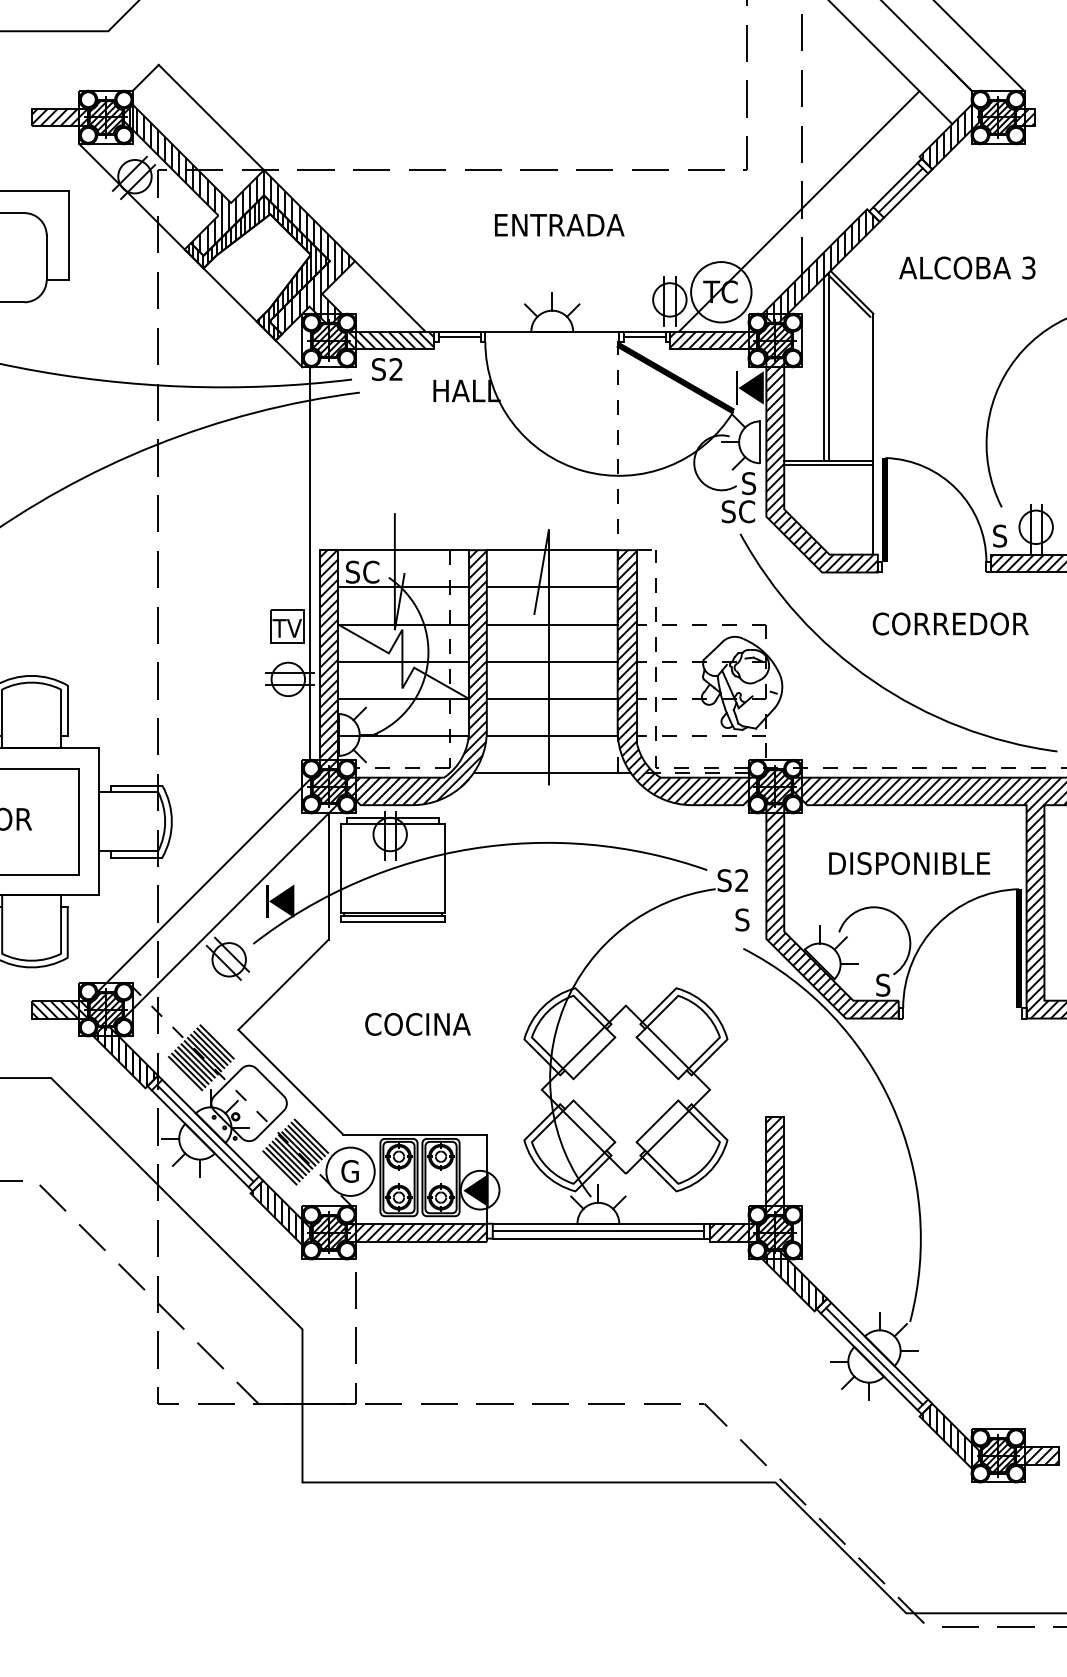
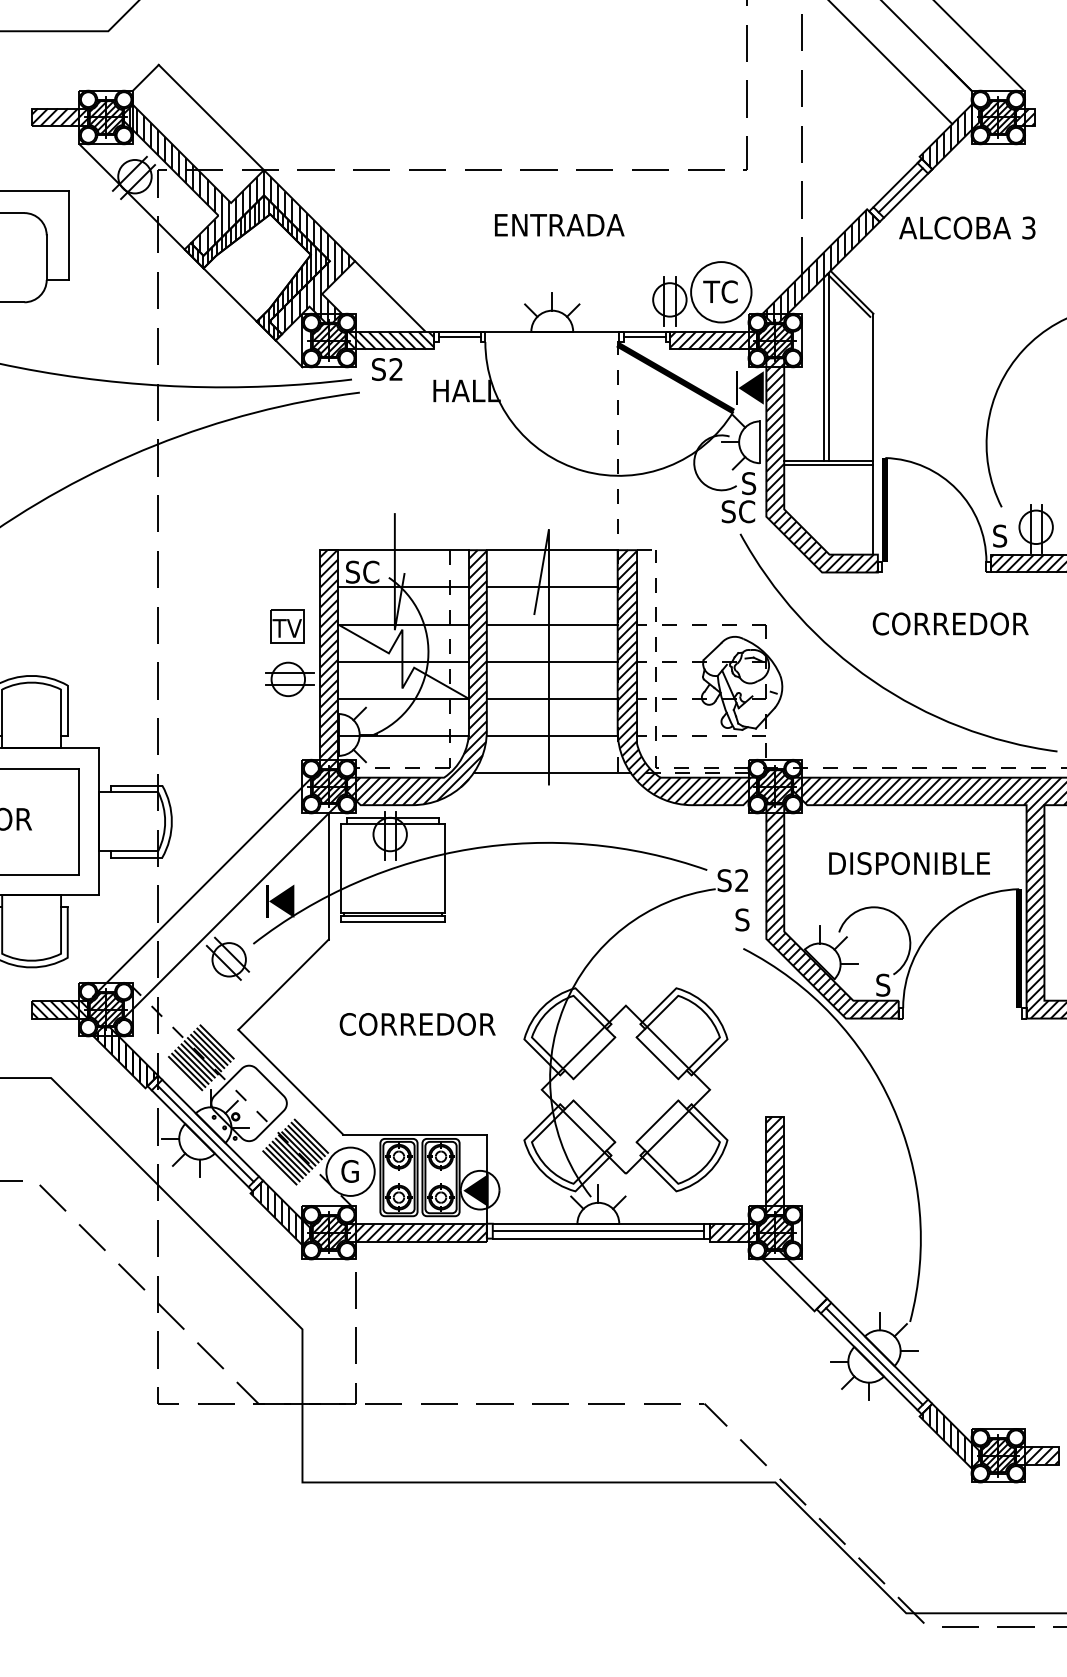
line: present -> none (799, 211)
text position: (967, 267) -> (967, 227) (967, 227)
line: present -> none (309, 563)
text: COCINA -> CORREDOR (417, 1024)
hatch: present -> none (794, 1279)
